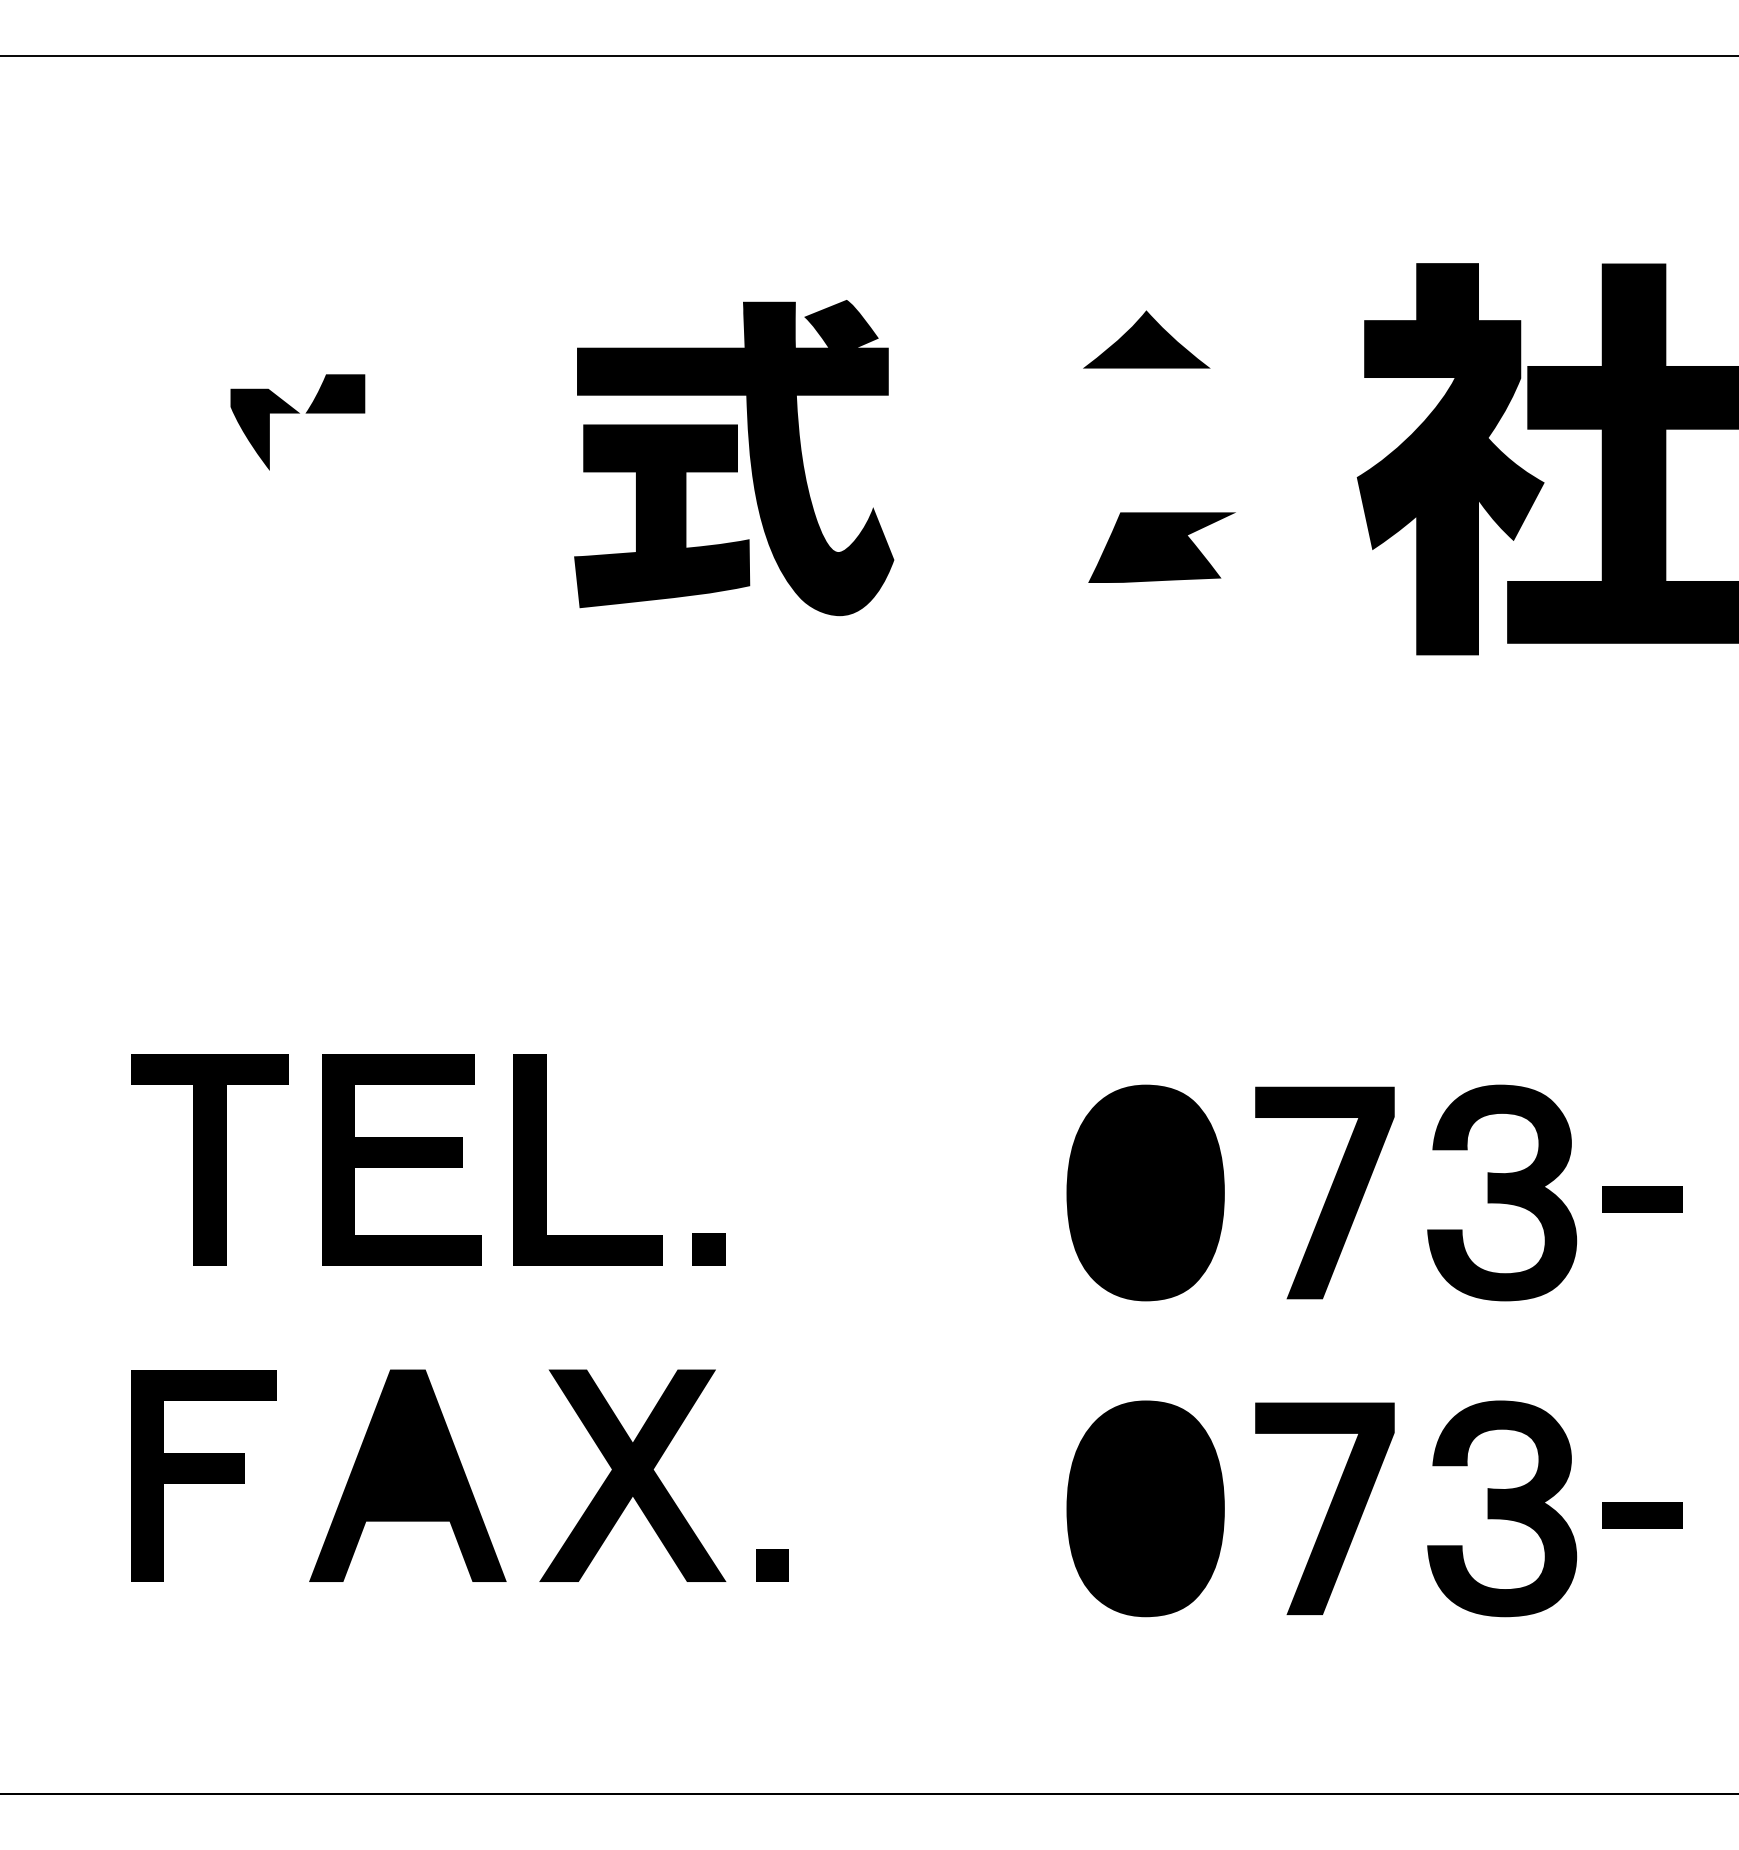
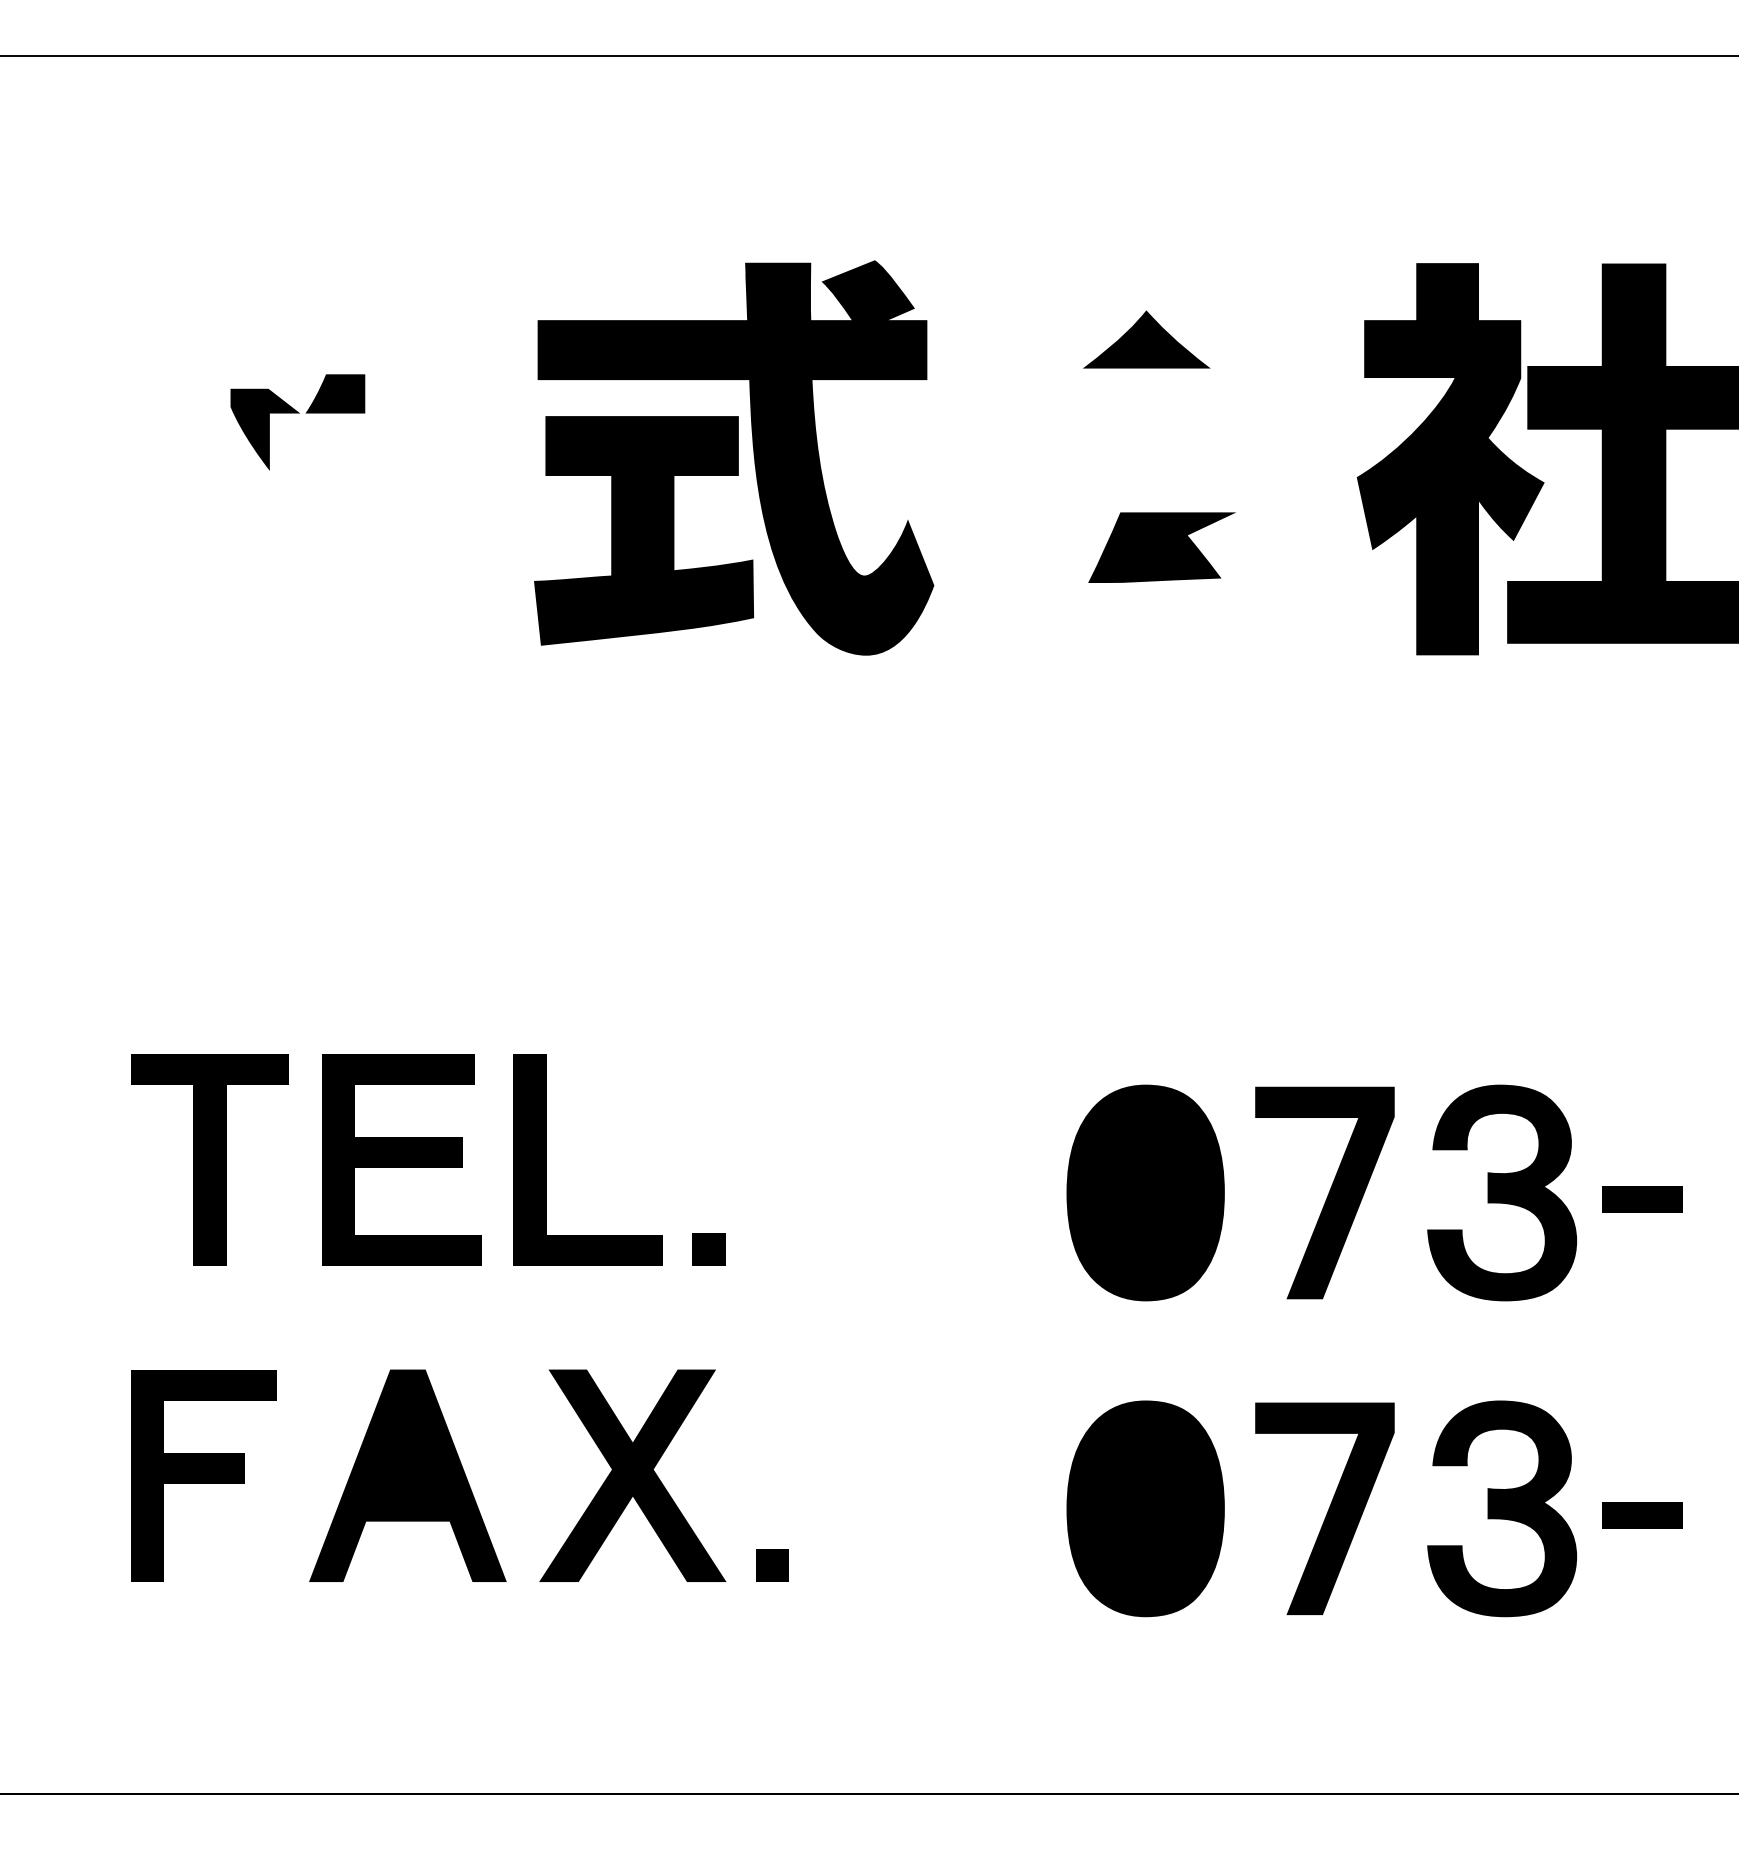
part size: 321x317 px -> 401x396 px (734, 457)
